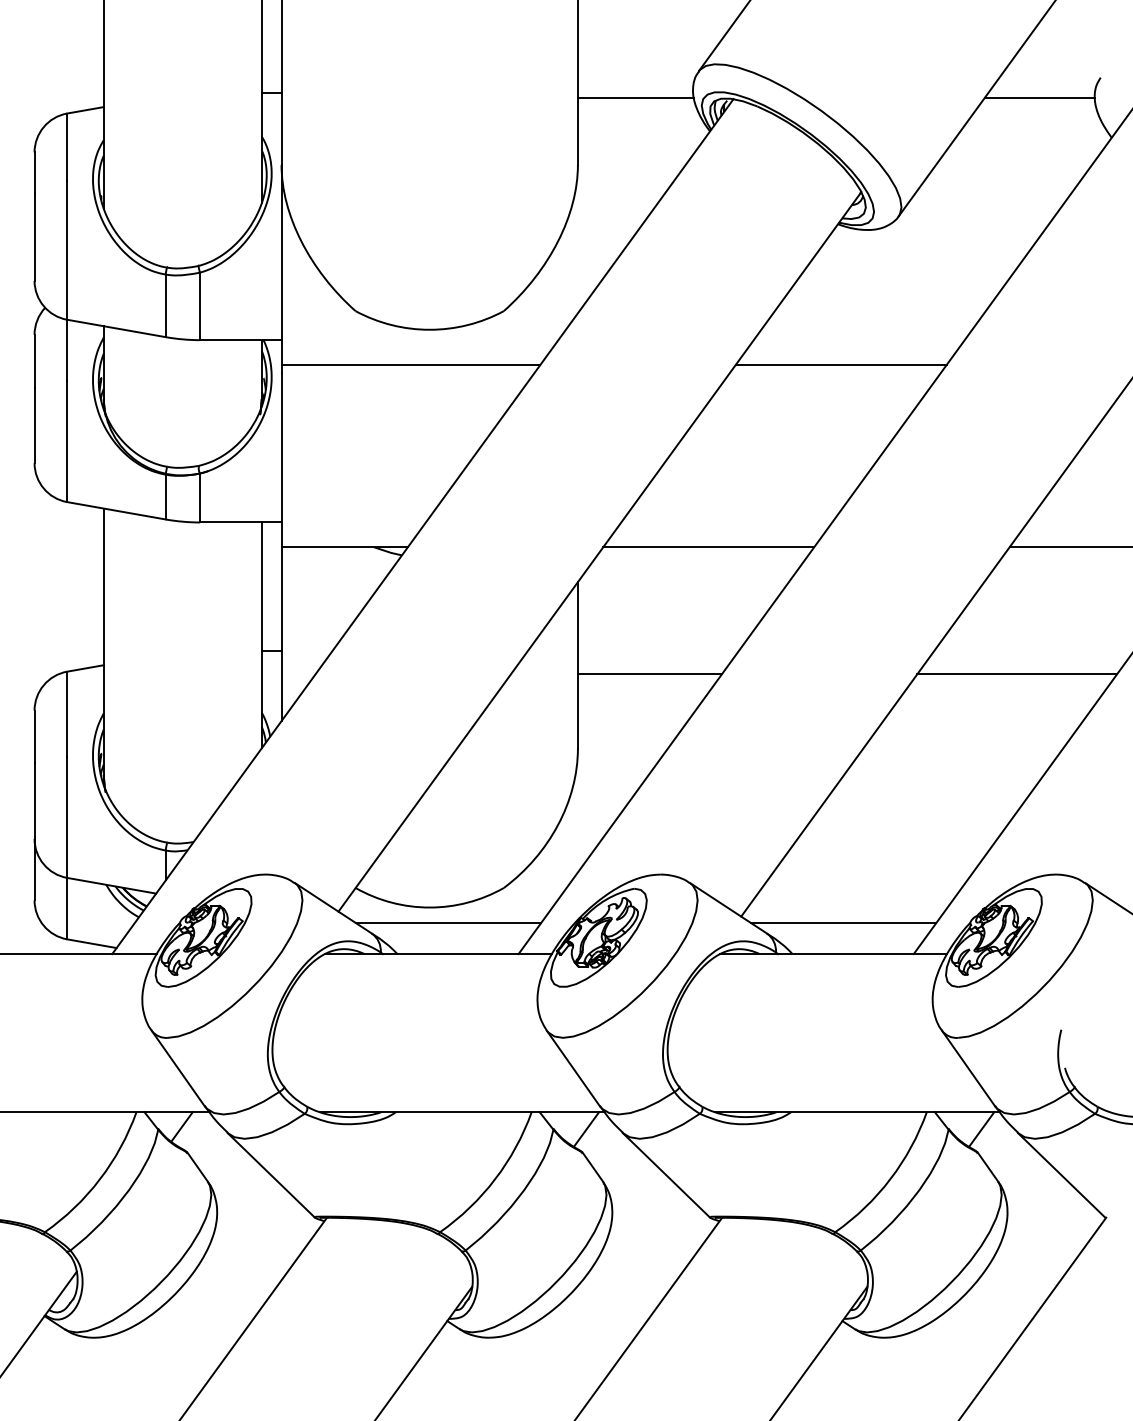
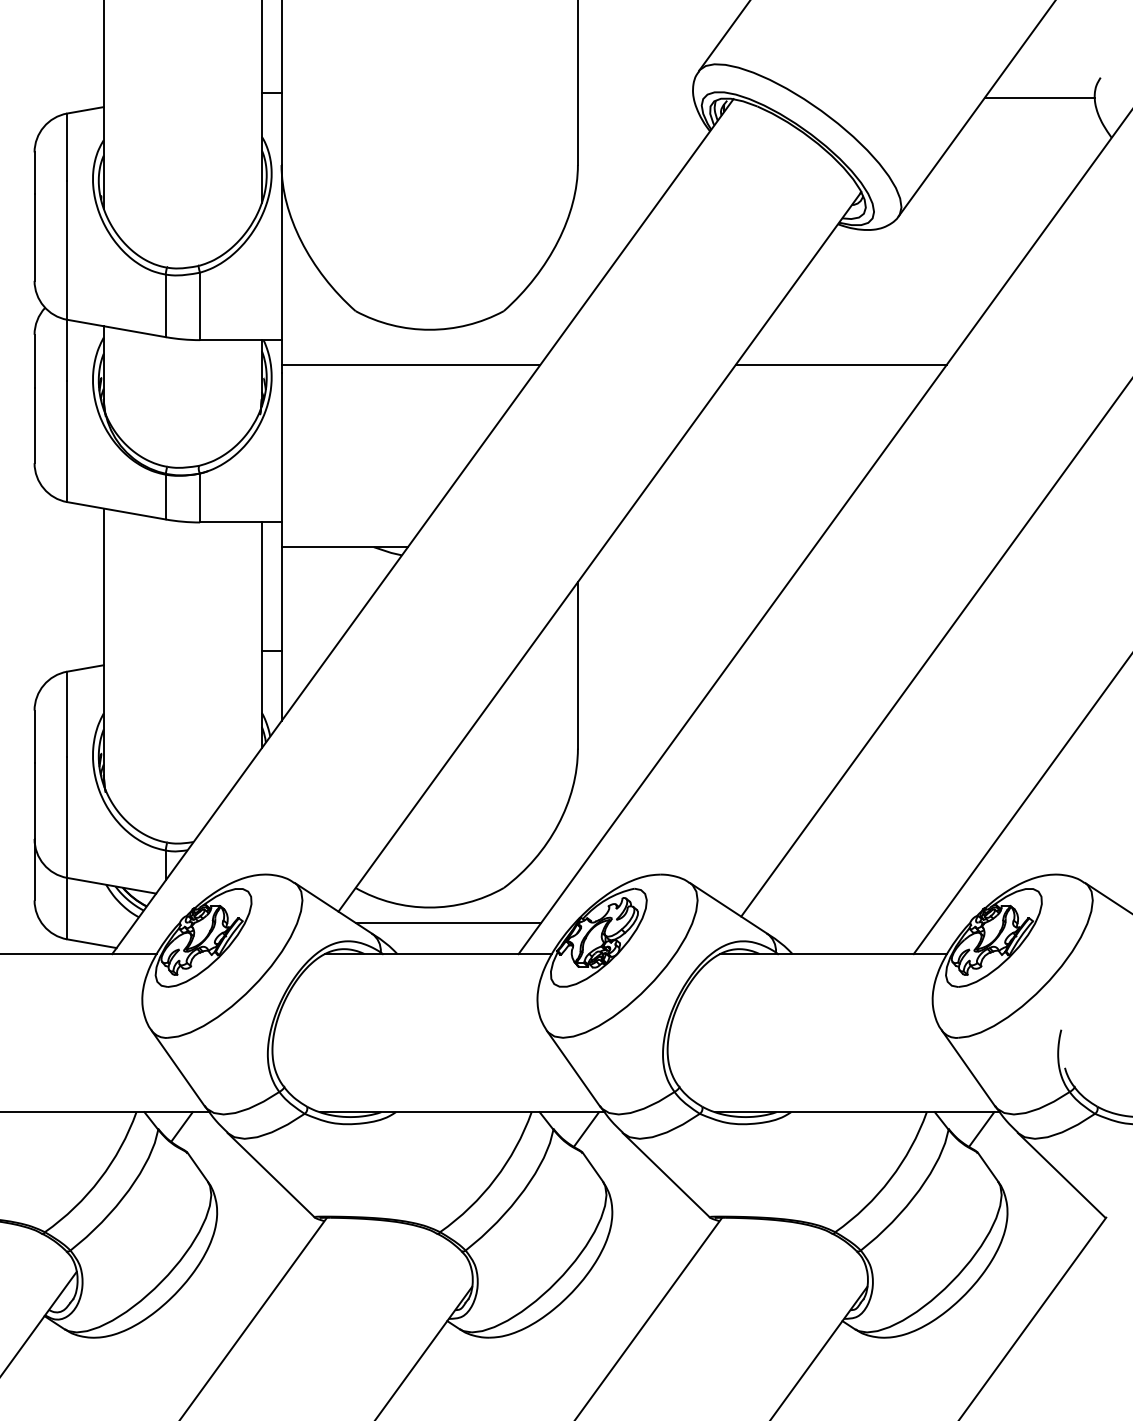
line: present -> none (635, 97)
line: present -> none (708, 547)
line: present -> none (1069, 547)
line: present -> none (649, 674)
line: present -> none (1017, 674)
line: present -> none (843, 922)
